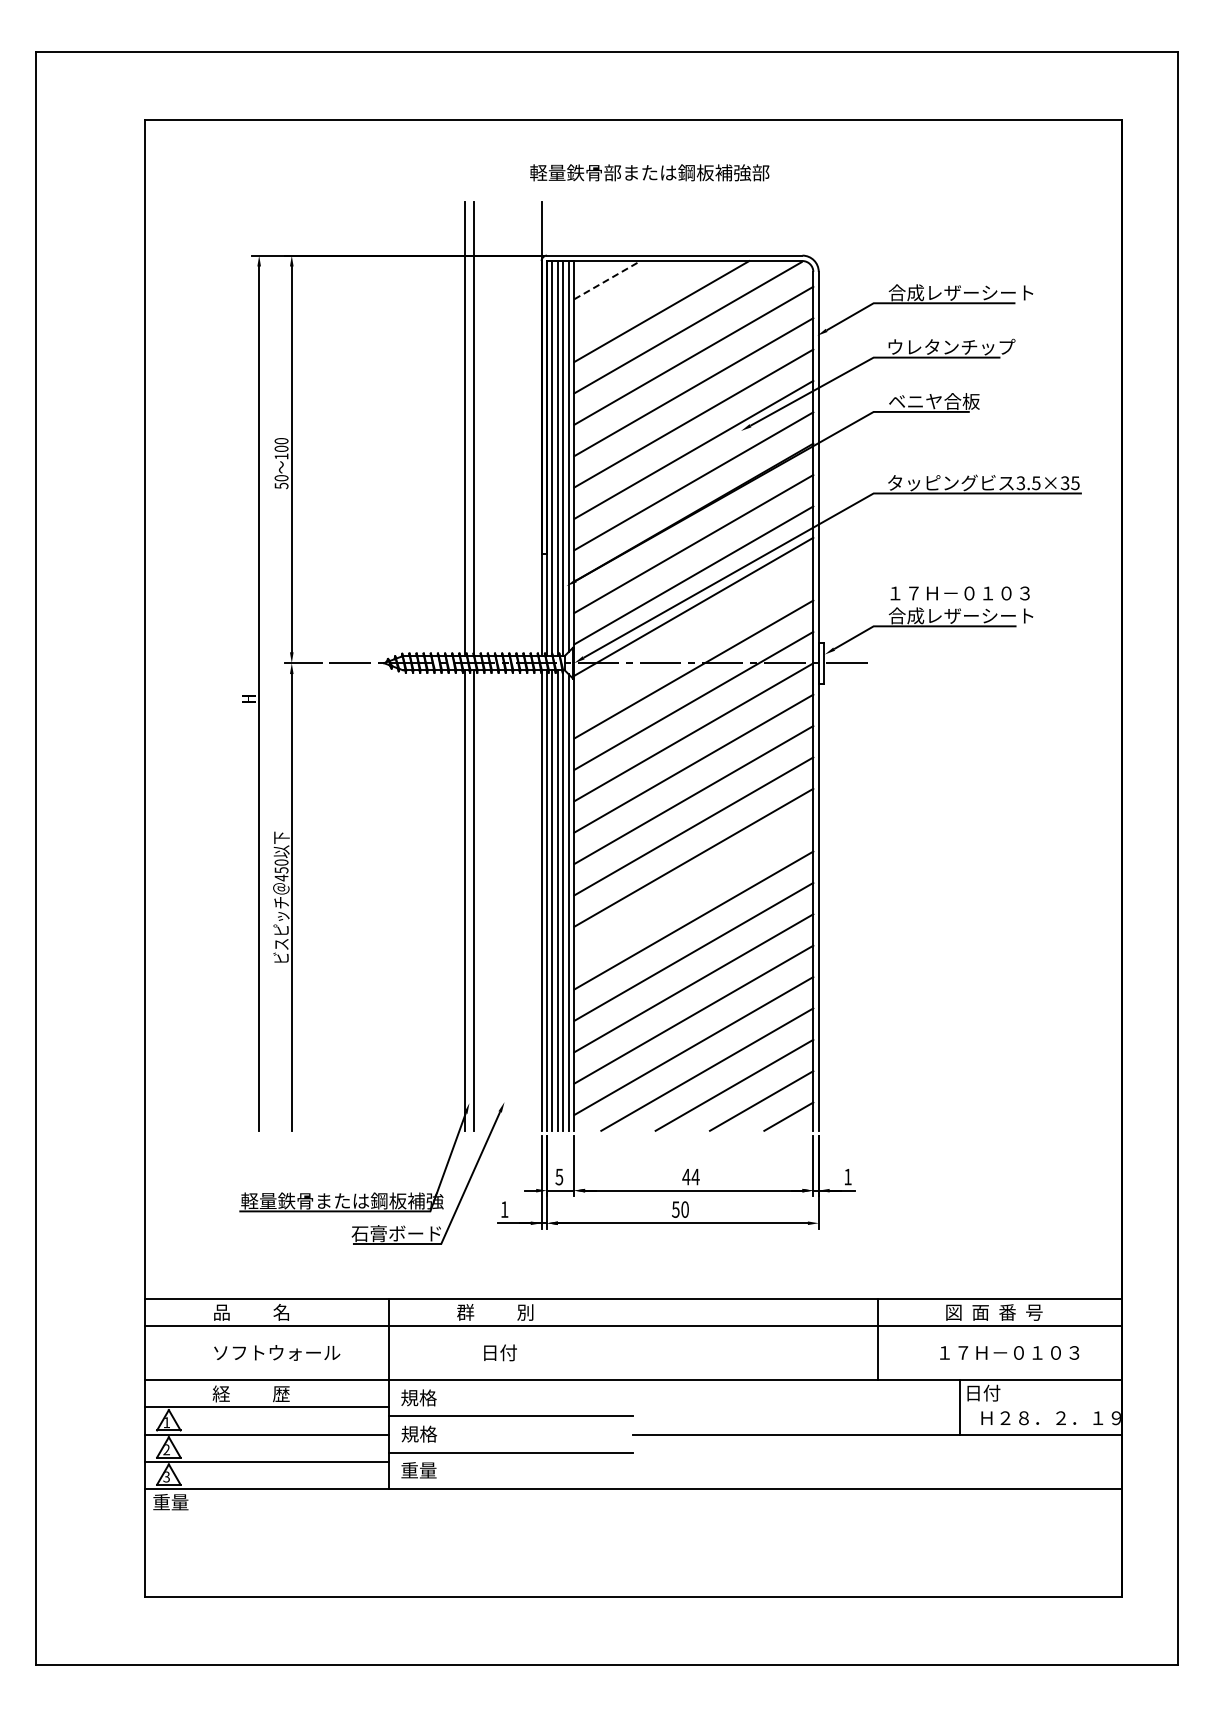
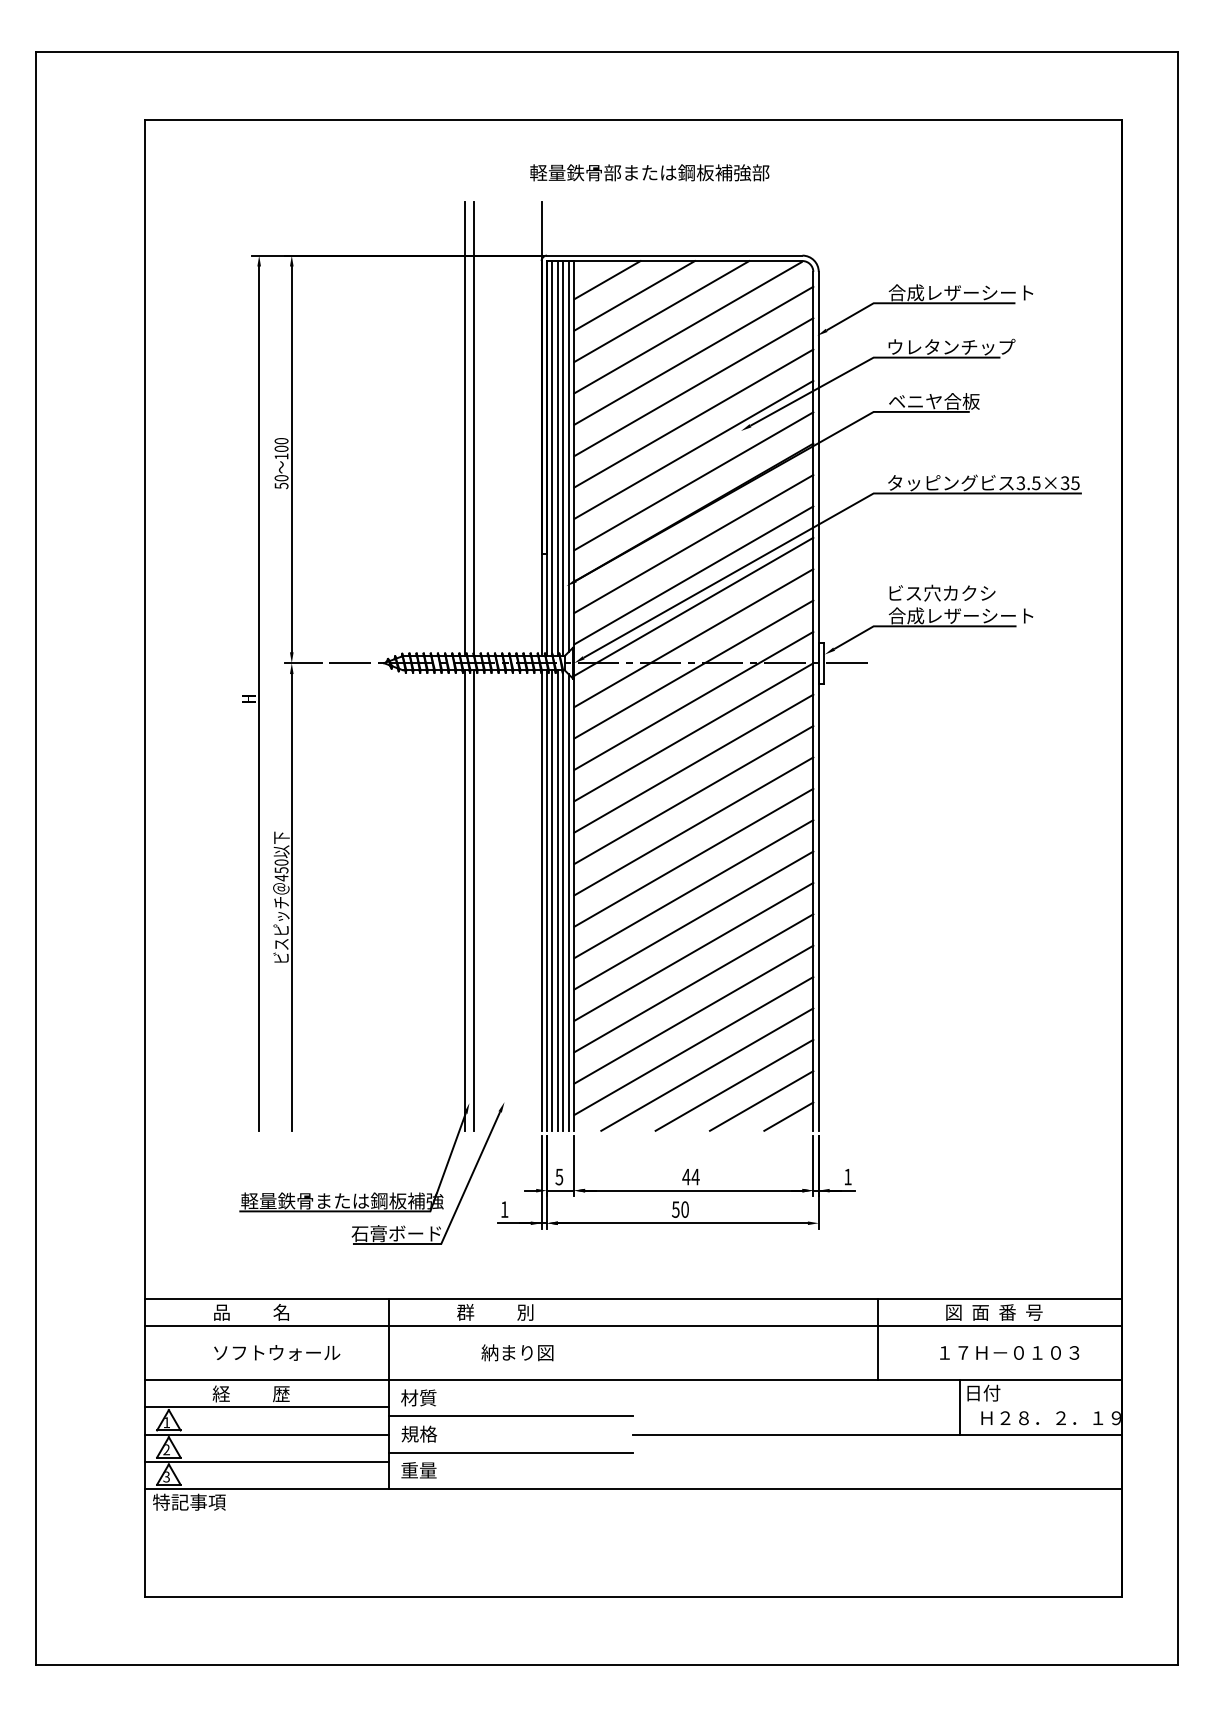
line: dashed -> solid (607, 279)
line: none -> present (634, 295)
text: １７Ｈ－０１０３ -> ビス穴カクシ (959, 592)
line: none -> present (693, 638)
line: none -> present (693, 889)
text: 日付 -> 納まり図 (517, 1352)
text: 規格 -> 材質 (418, 1397)
text: 重量 -> 特記事項 (189, 1501)
